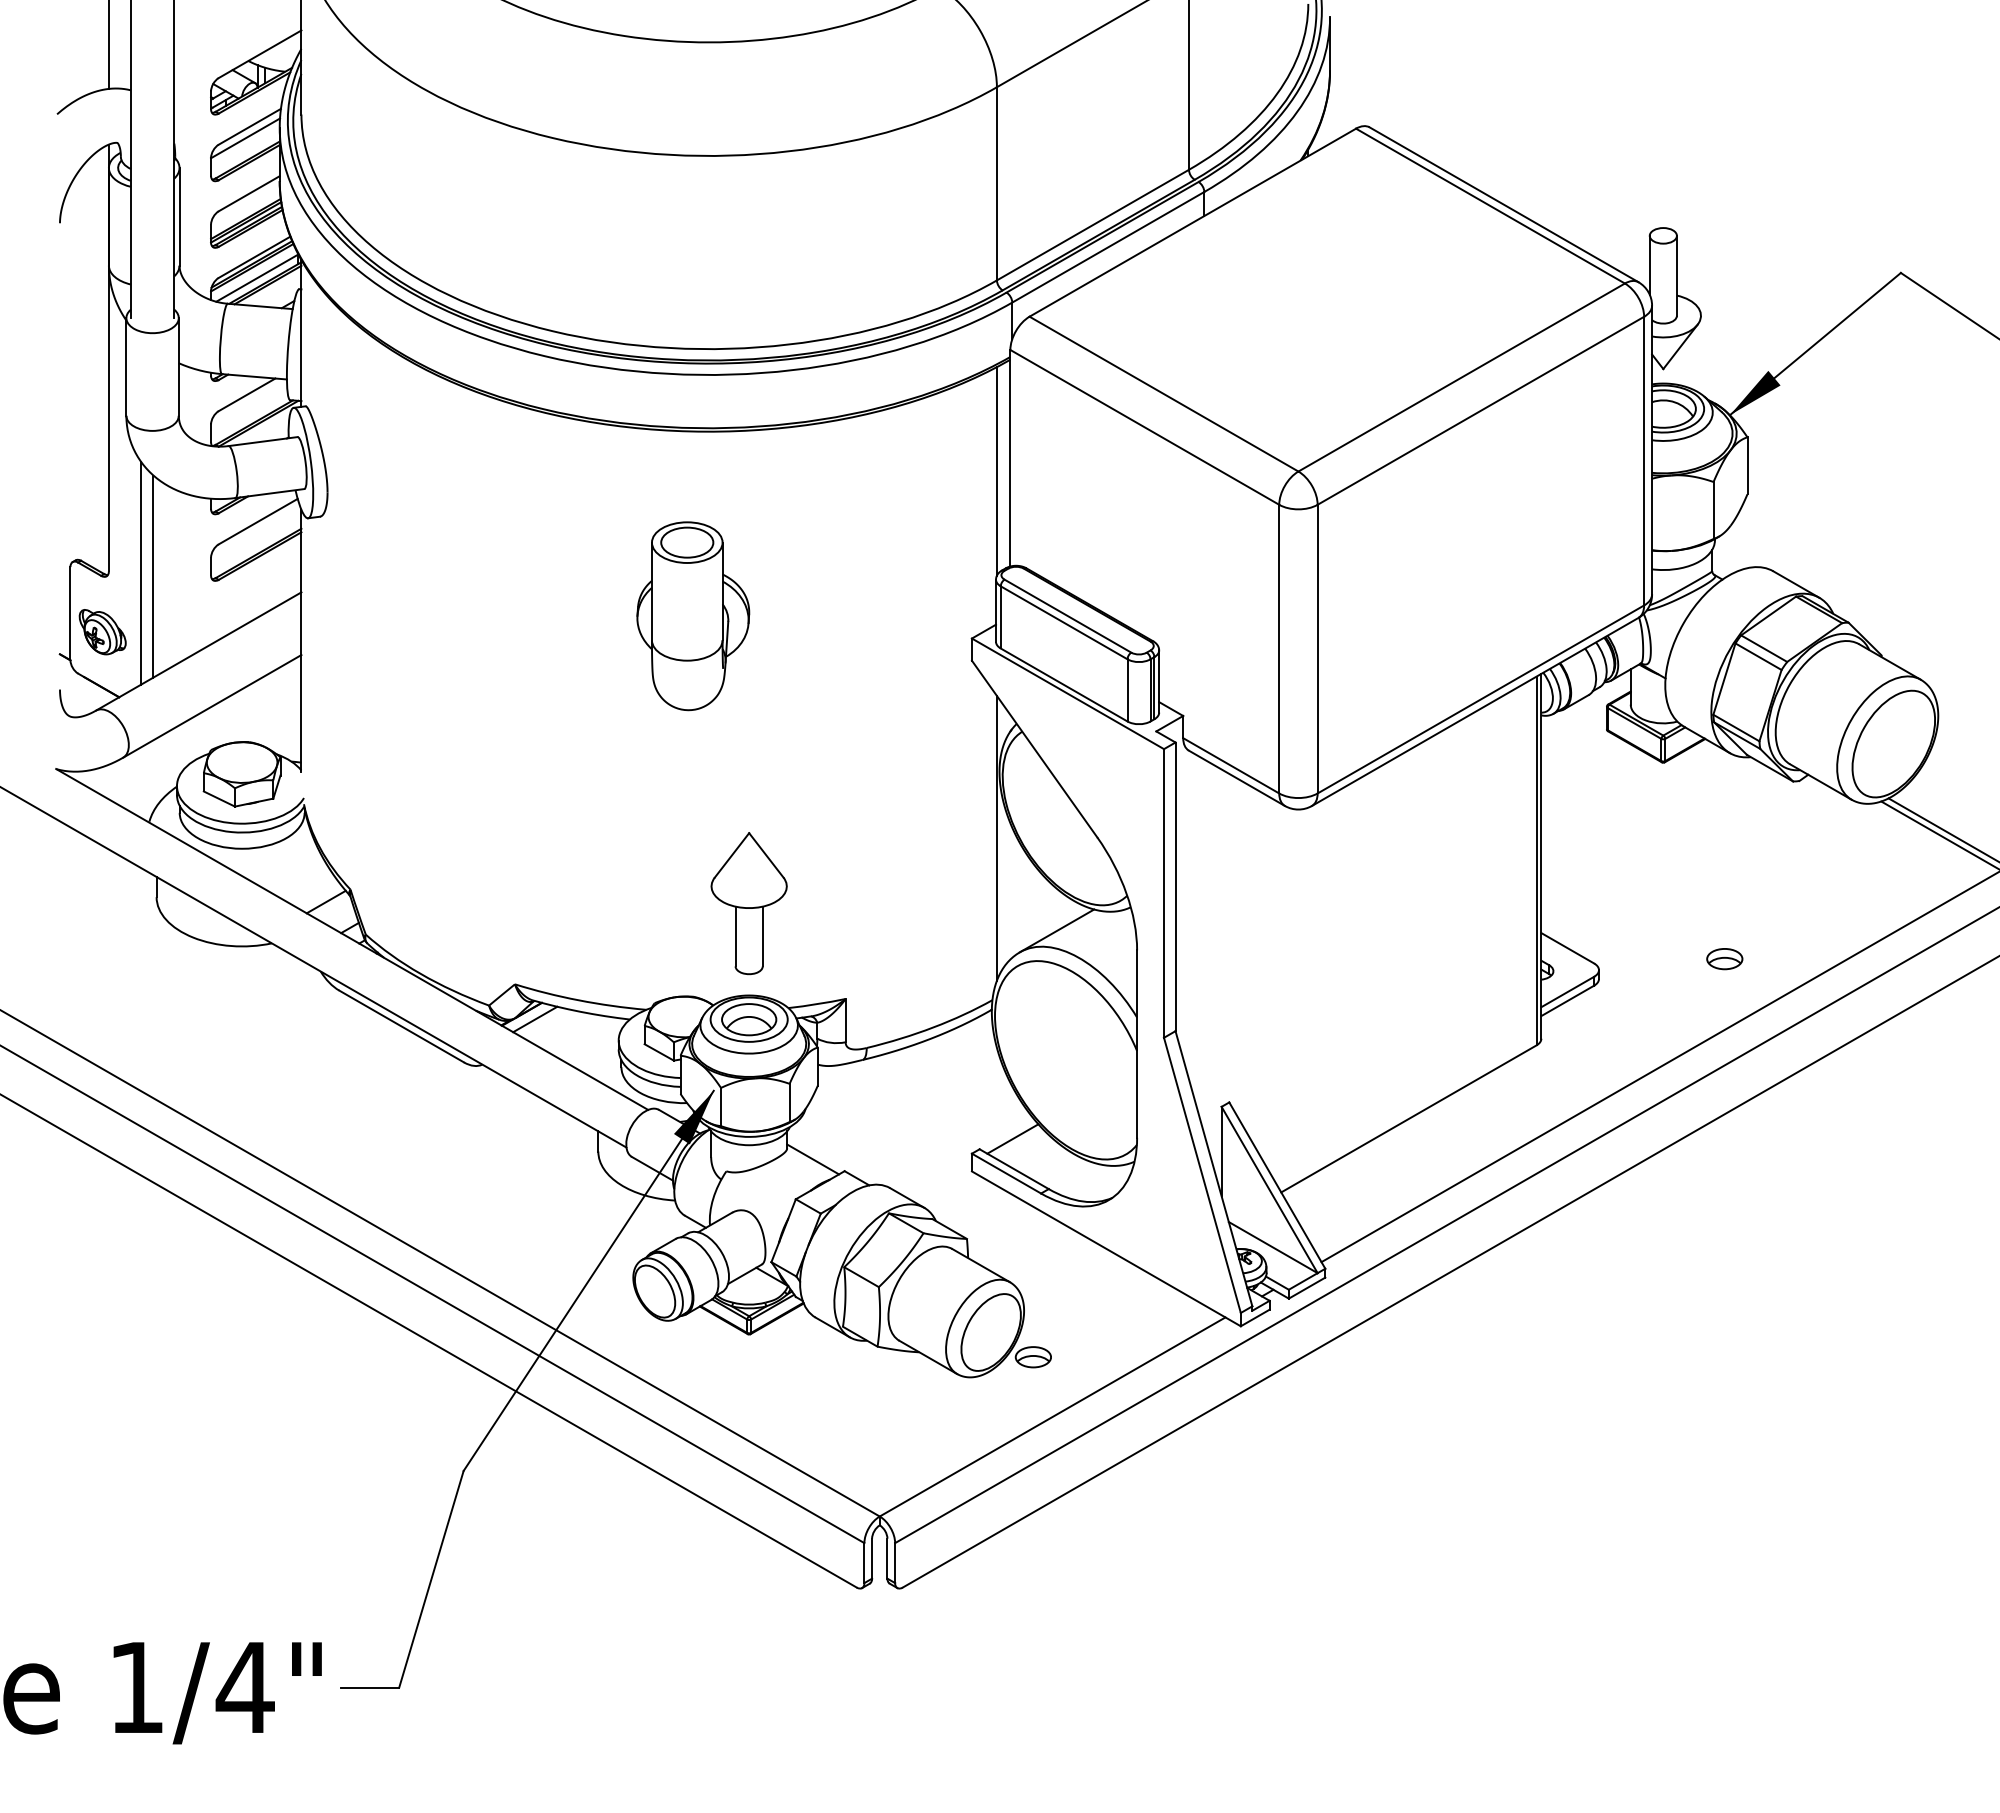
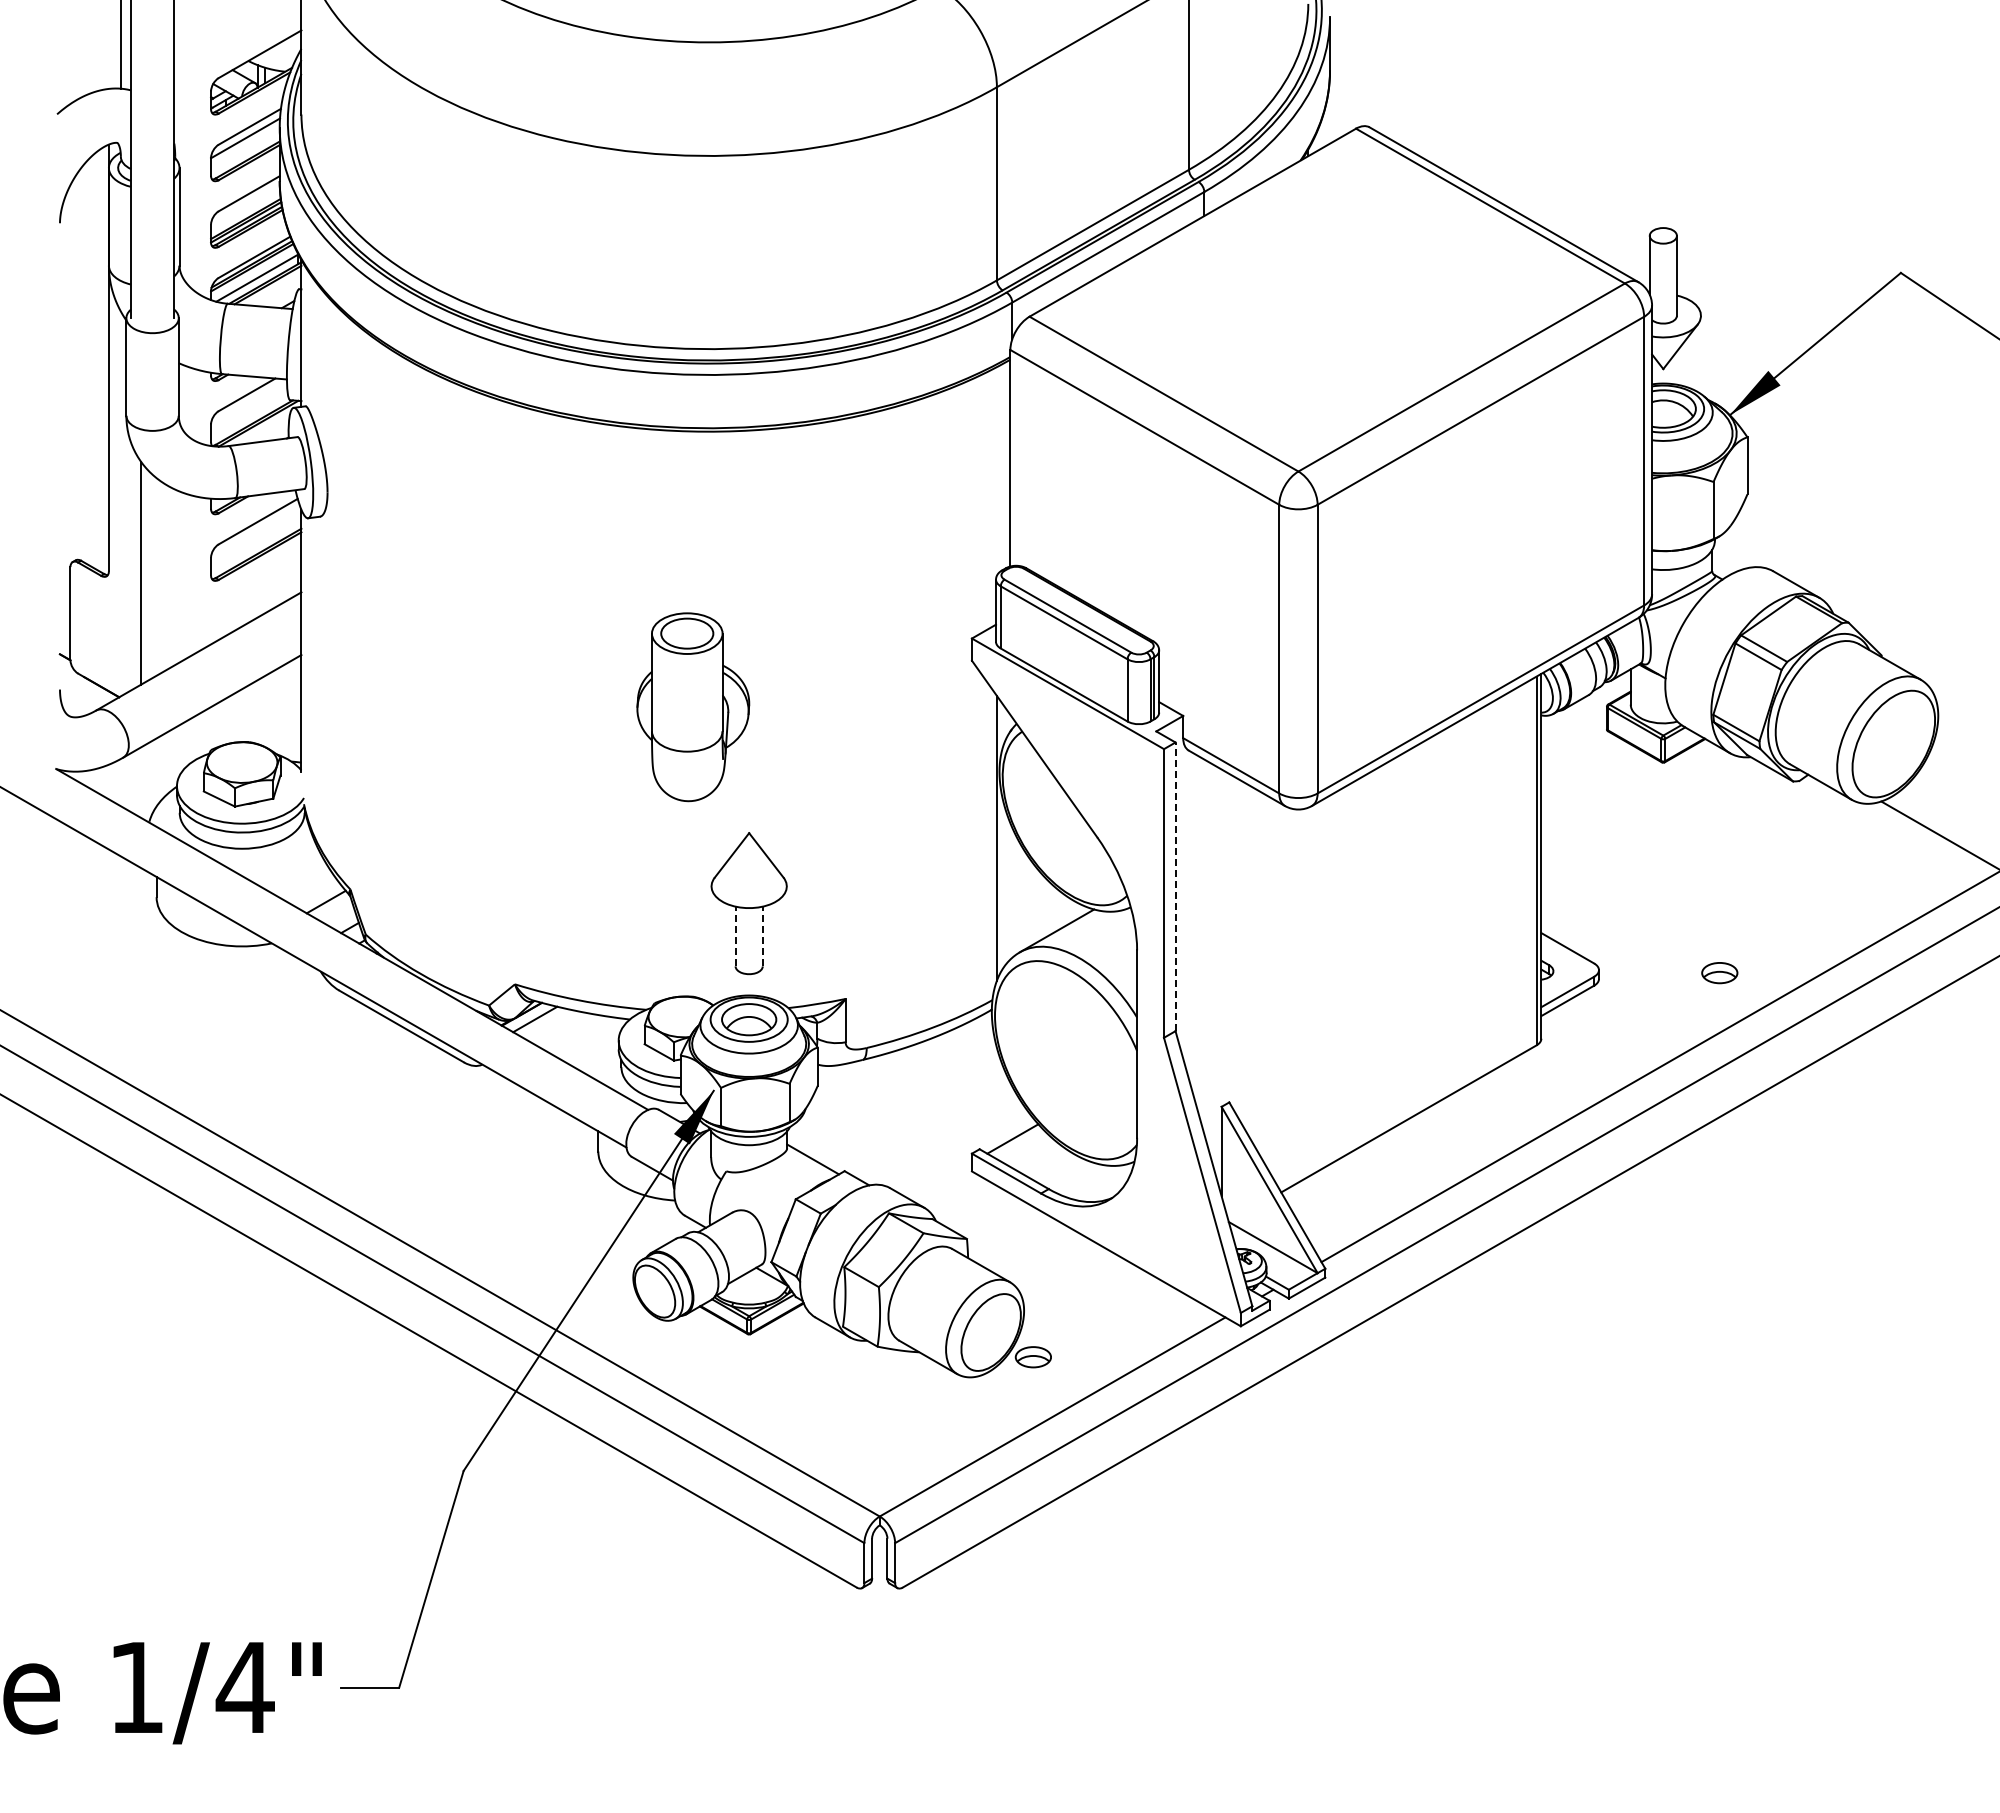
line position: (108, 45) -> (120, 45) (120, 45)
line: present -> none (996, 471)
line: present -> none (153, 576)
part position: (693, 616) -> (693, 707) (693, 707)
part: present -> none (102, 632)
line: present -> none (1942, 829)
line: solid -> dashed (1175, 886)
line: solid -> dashed (735, 936)
line: solid -> dashed (762, 936)
part position: (1724, 959) -> (1719, 973) (1719, 973)
